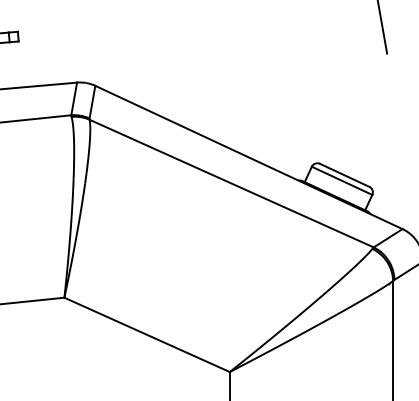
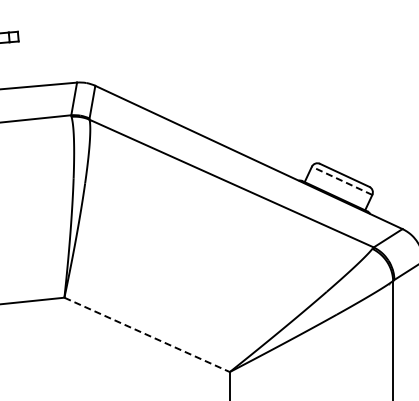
line: present -> none (382, 27)
line: solid -> dashed (341, 180)
line: solid -> dashed (147, 334)
